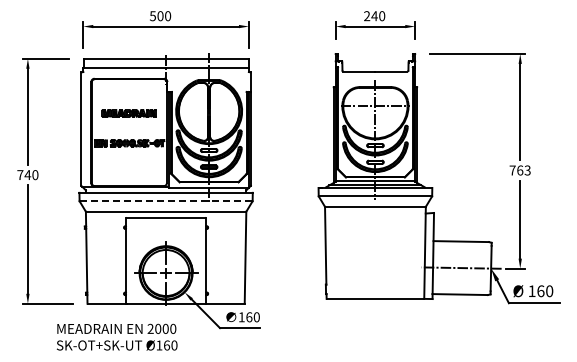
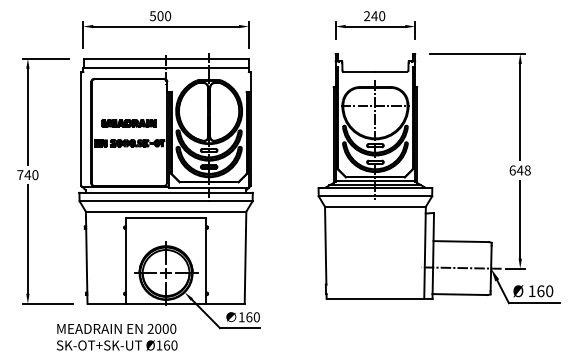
part position: (128, 113) -> (128, 123) (128, 123)
text: 763 -> 648 (519, 170)
line: dashed -> solid (166, 201)
